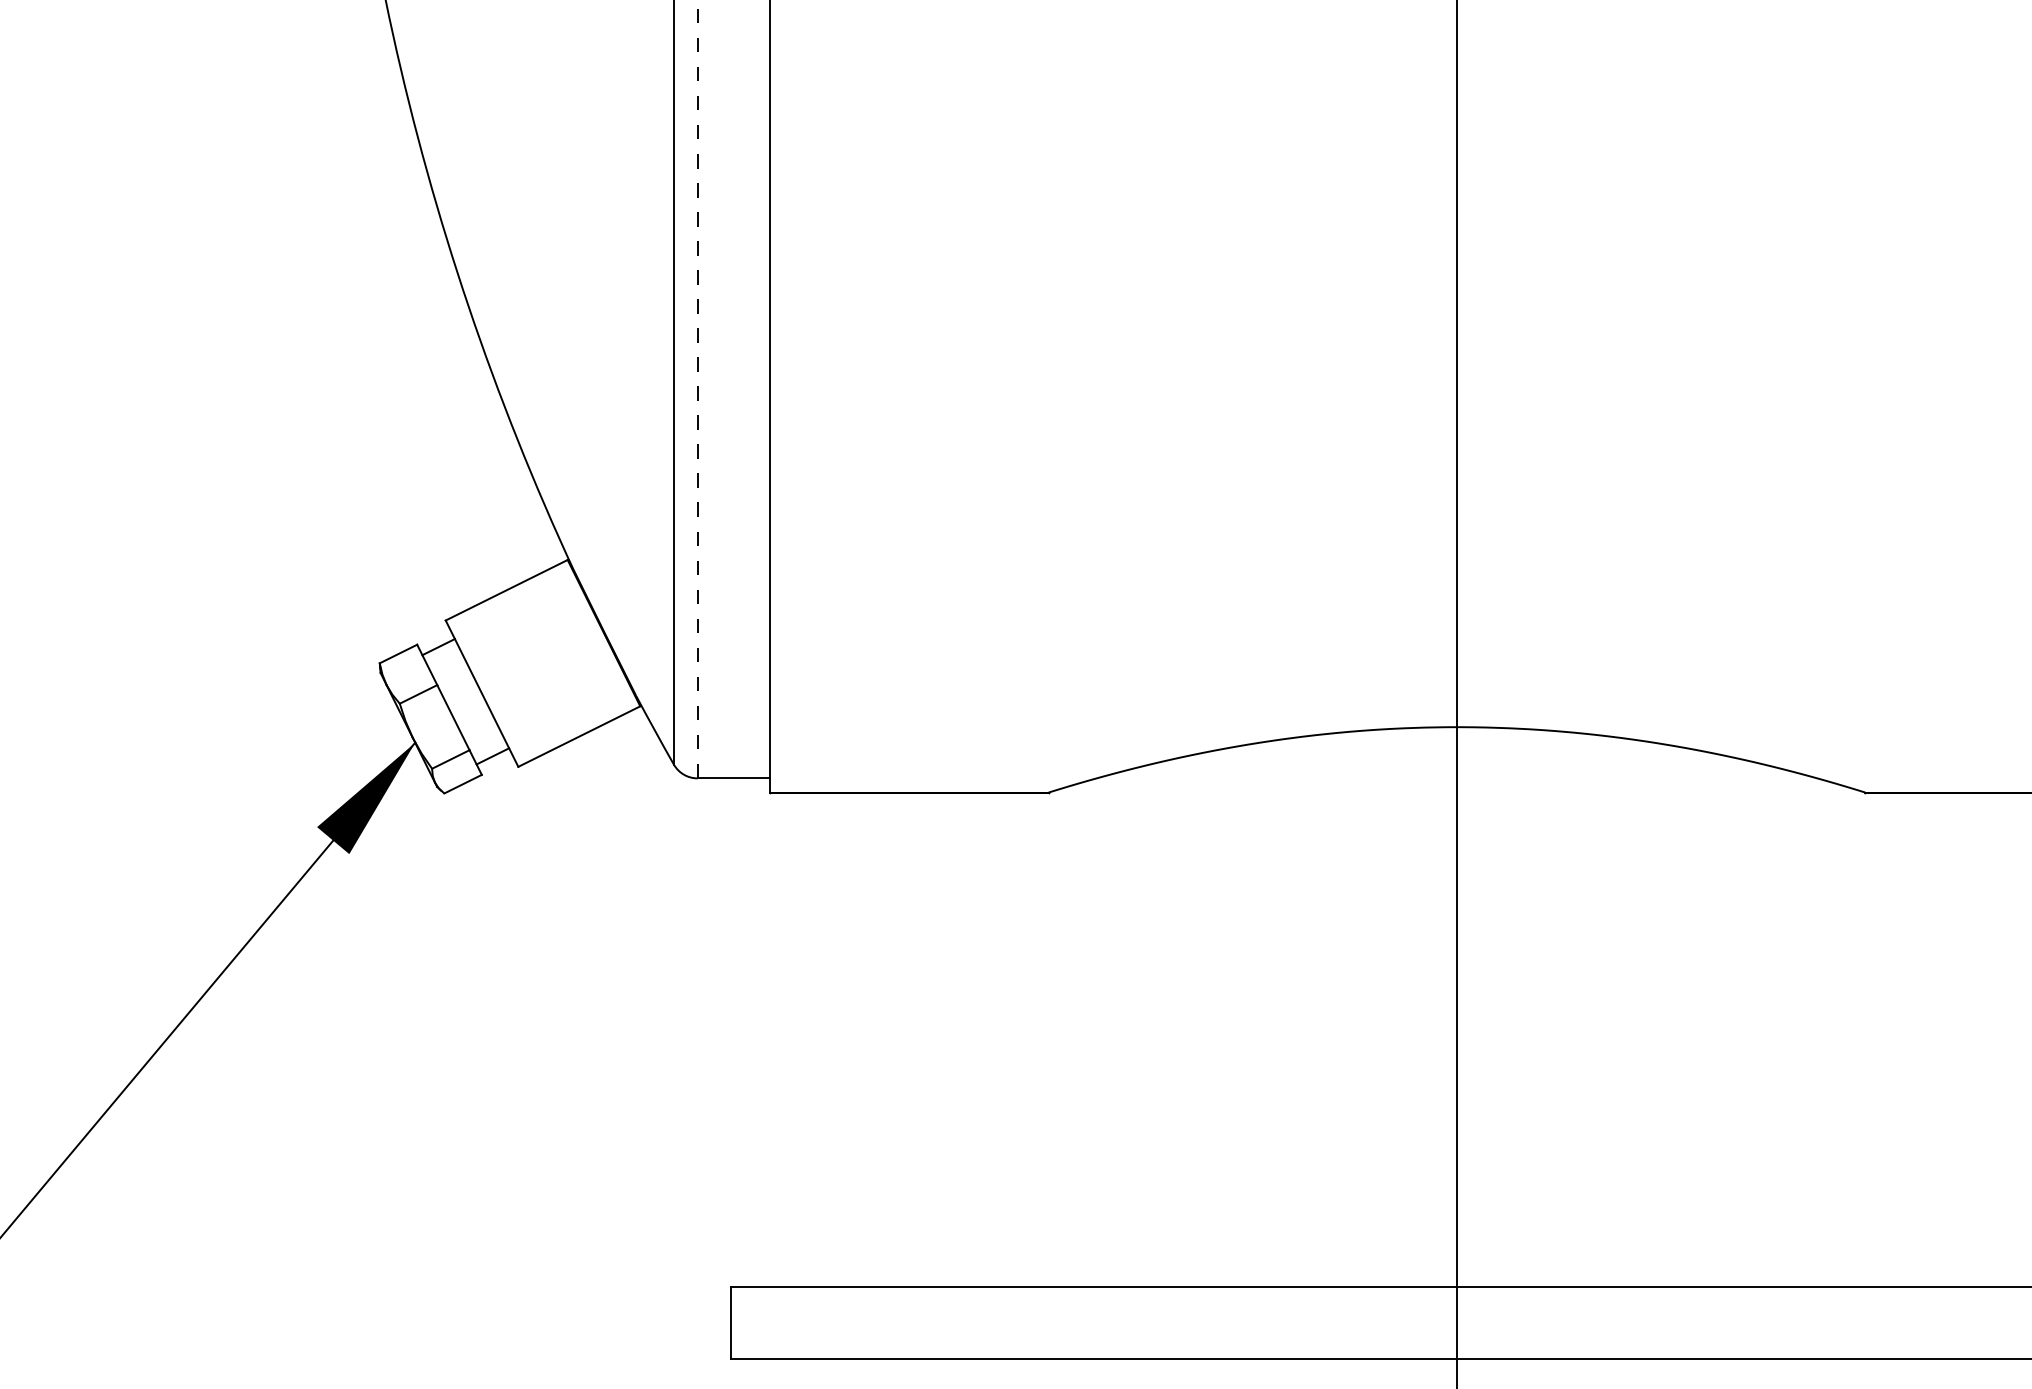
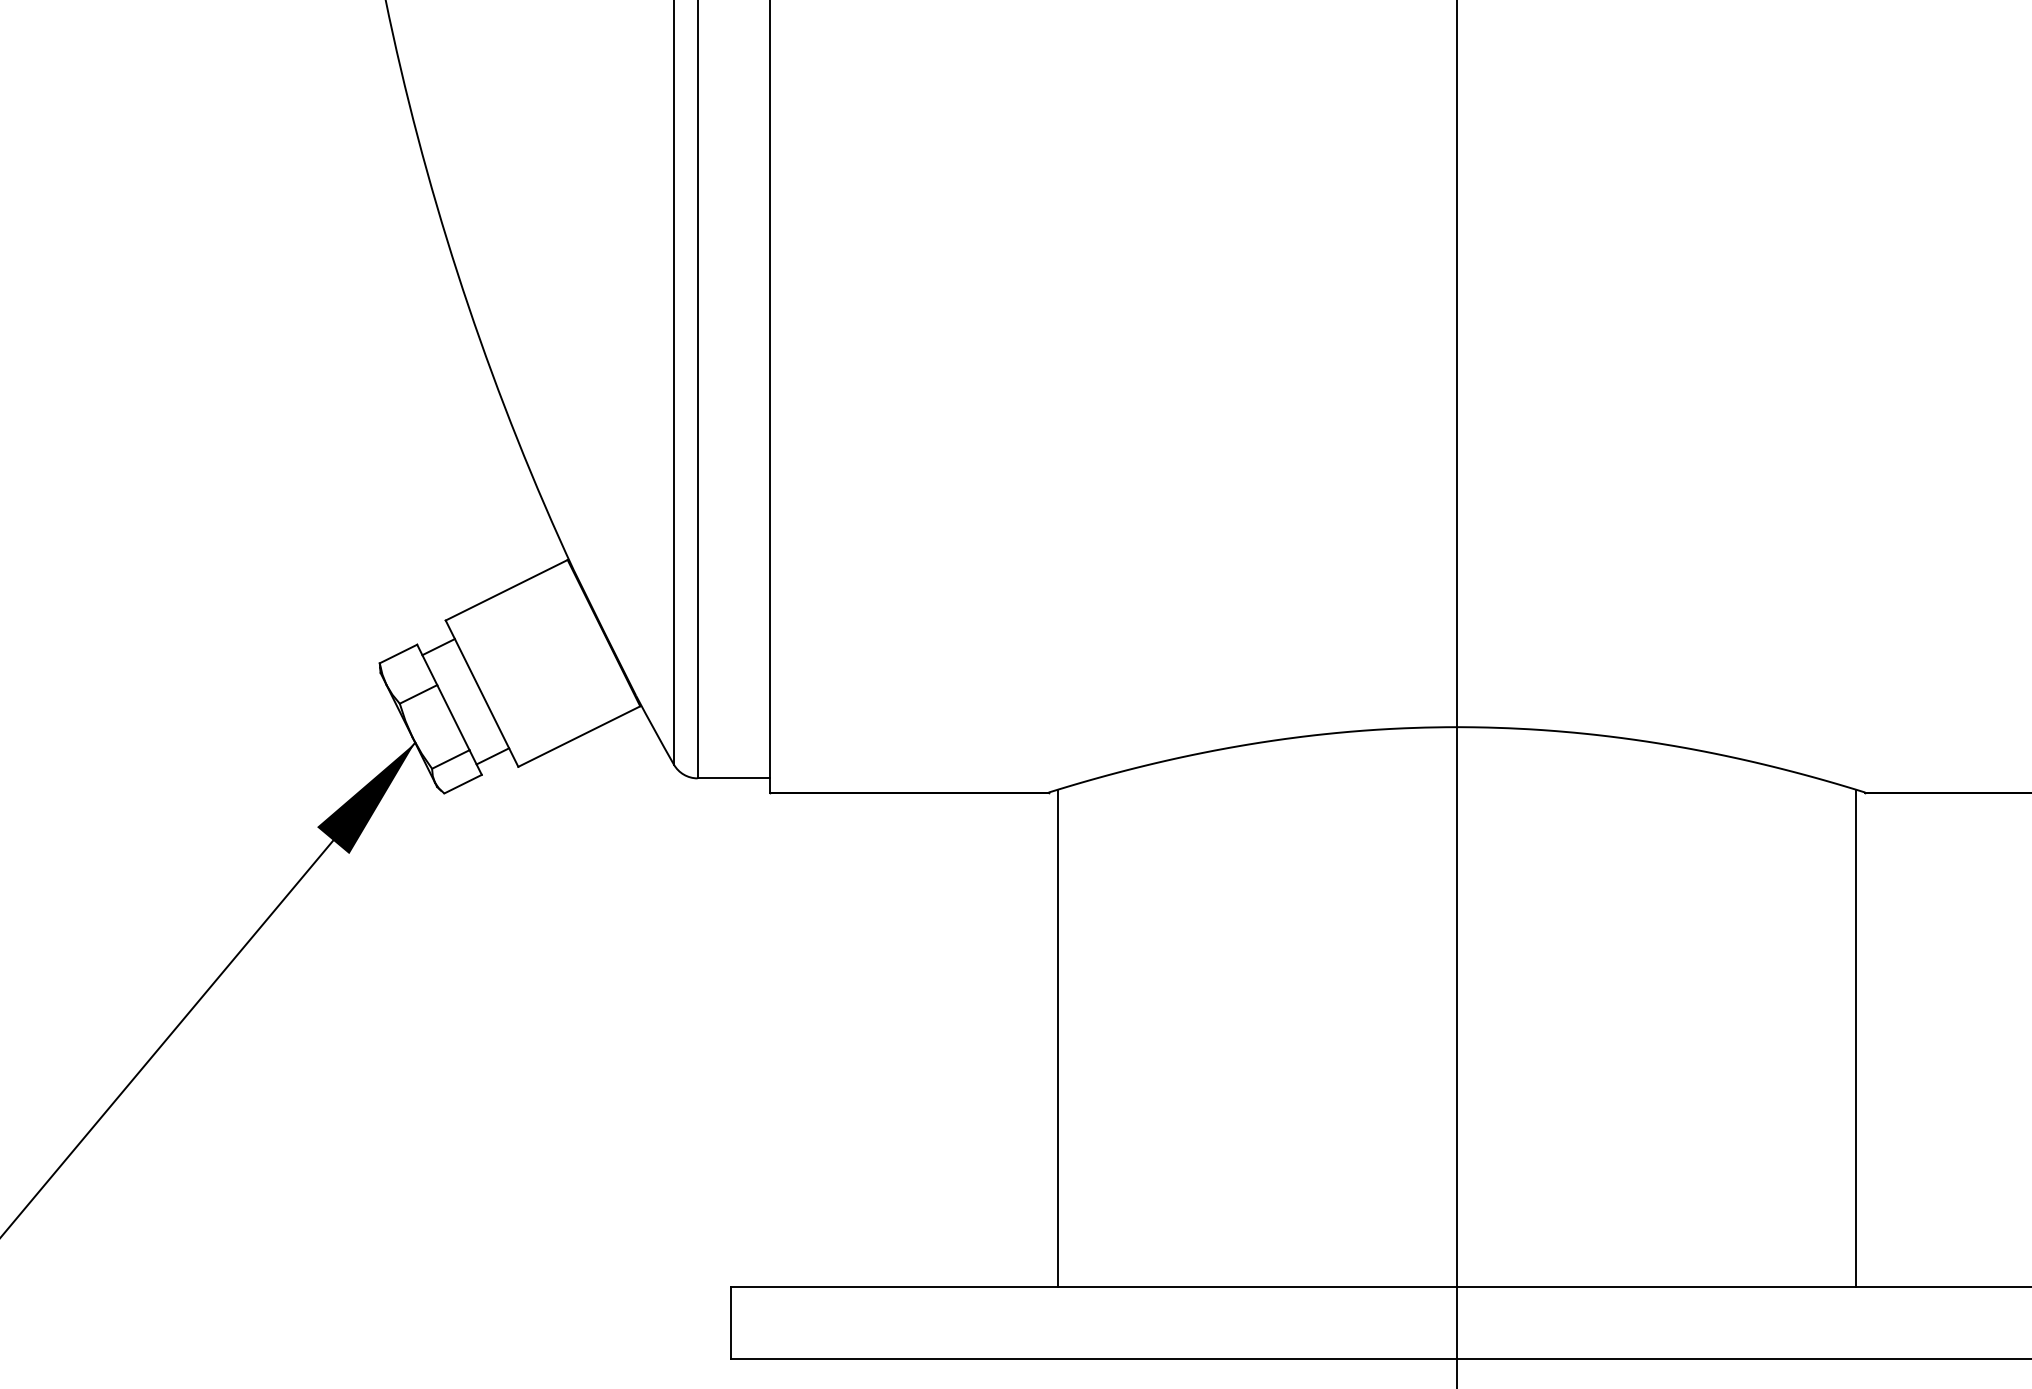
line: dashed -> solid (697, 389)
line: none -> present (1057, 1037)
line: none -> present (1856, 1037)
